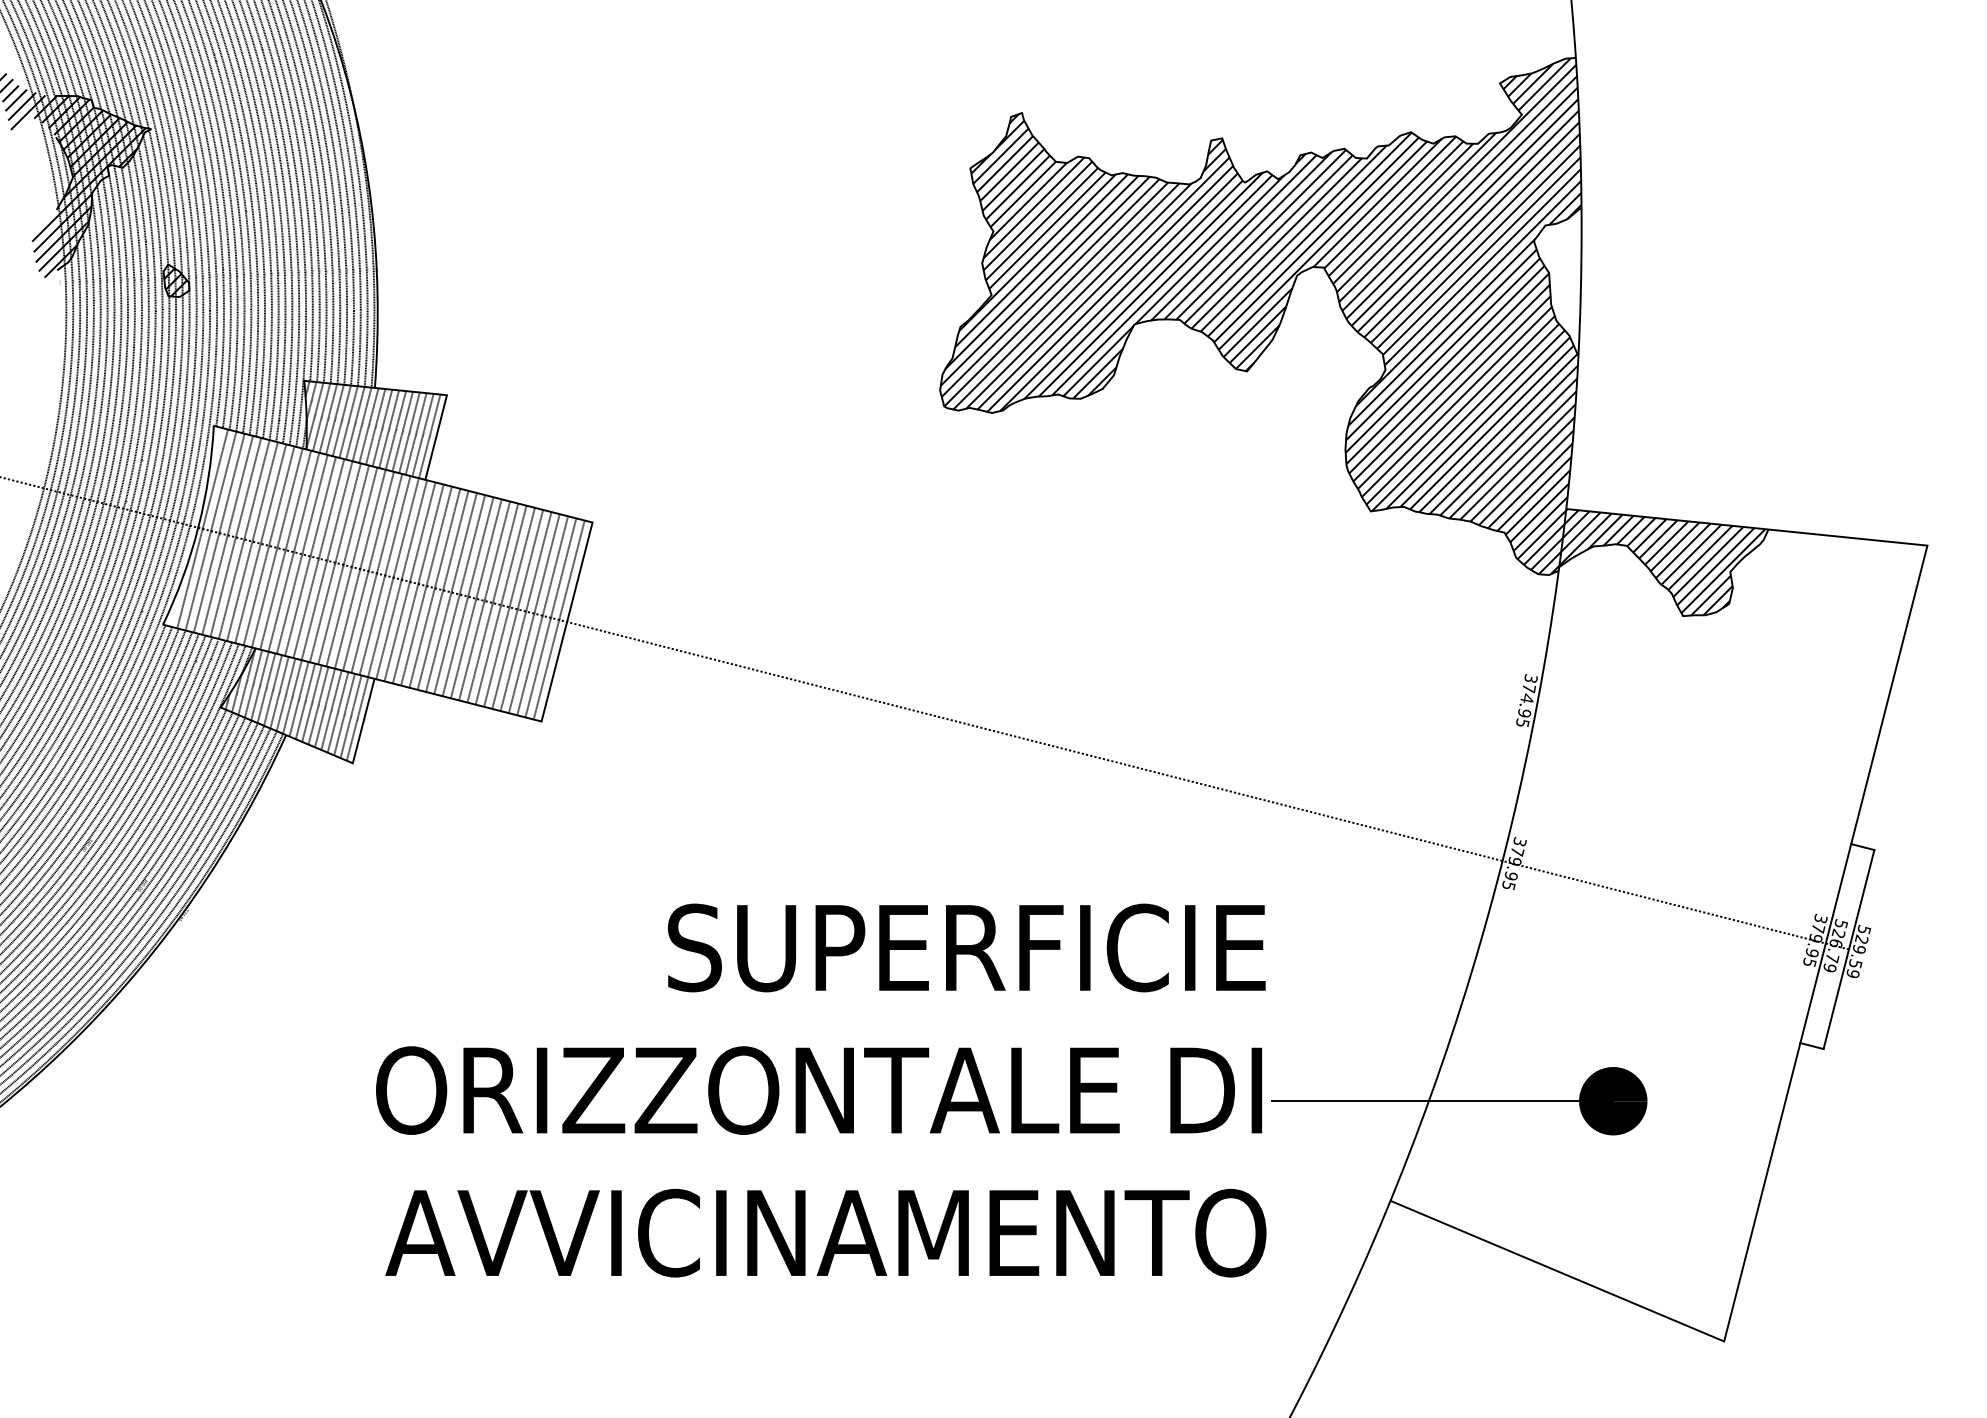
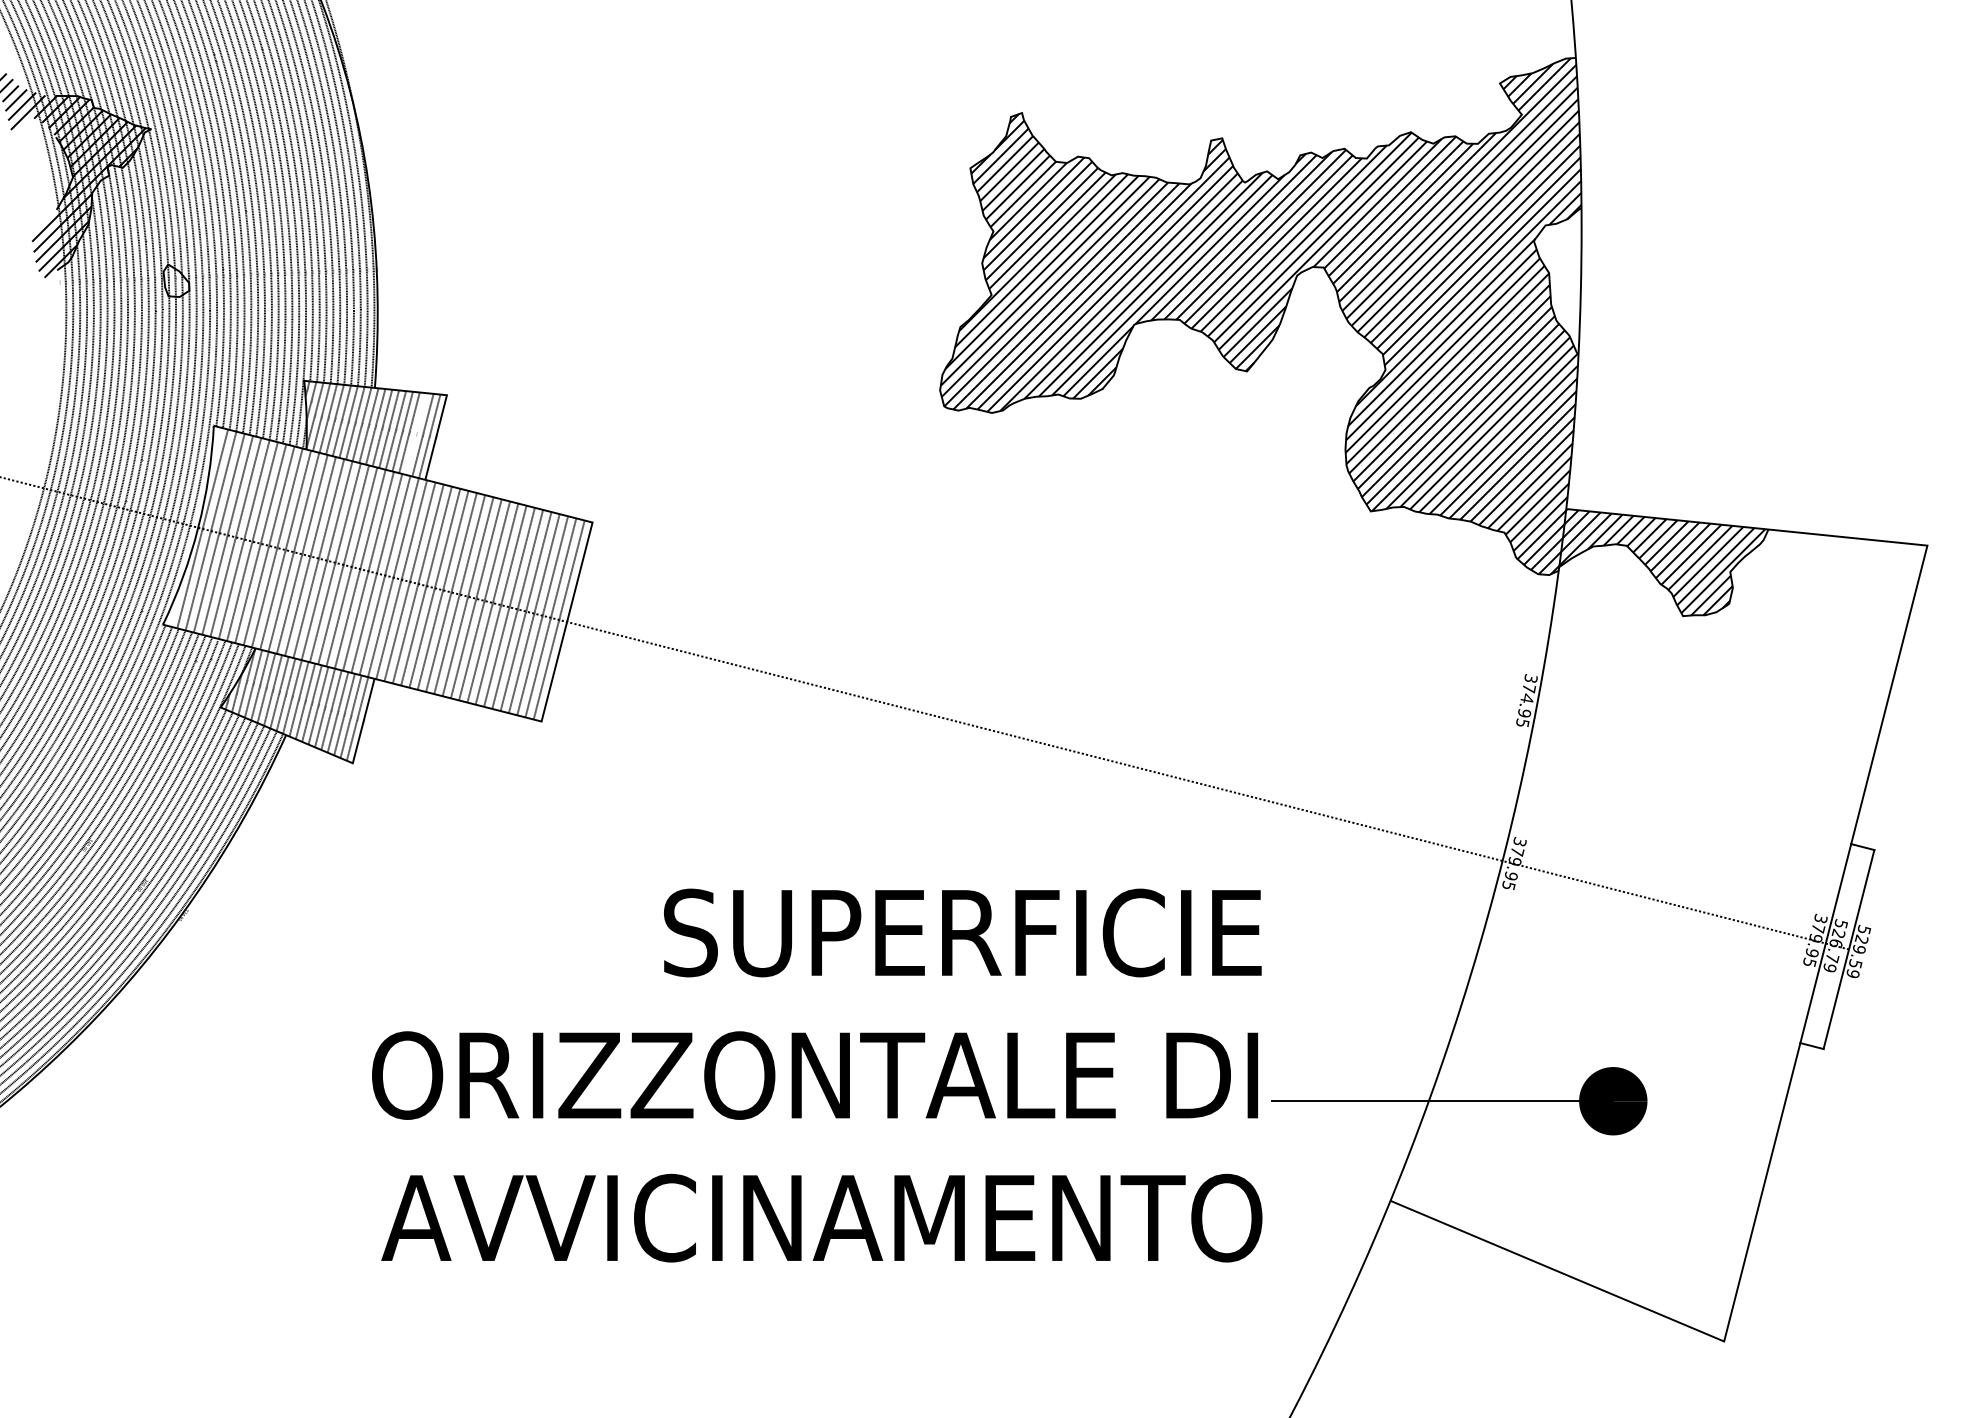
hatch: present -> none (176, 282)
line: present -> none (415, 433)
text position: (821, 1090) -> (817, 1075) (817, 1075)
